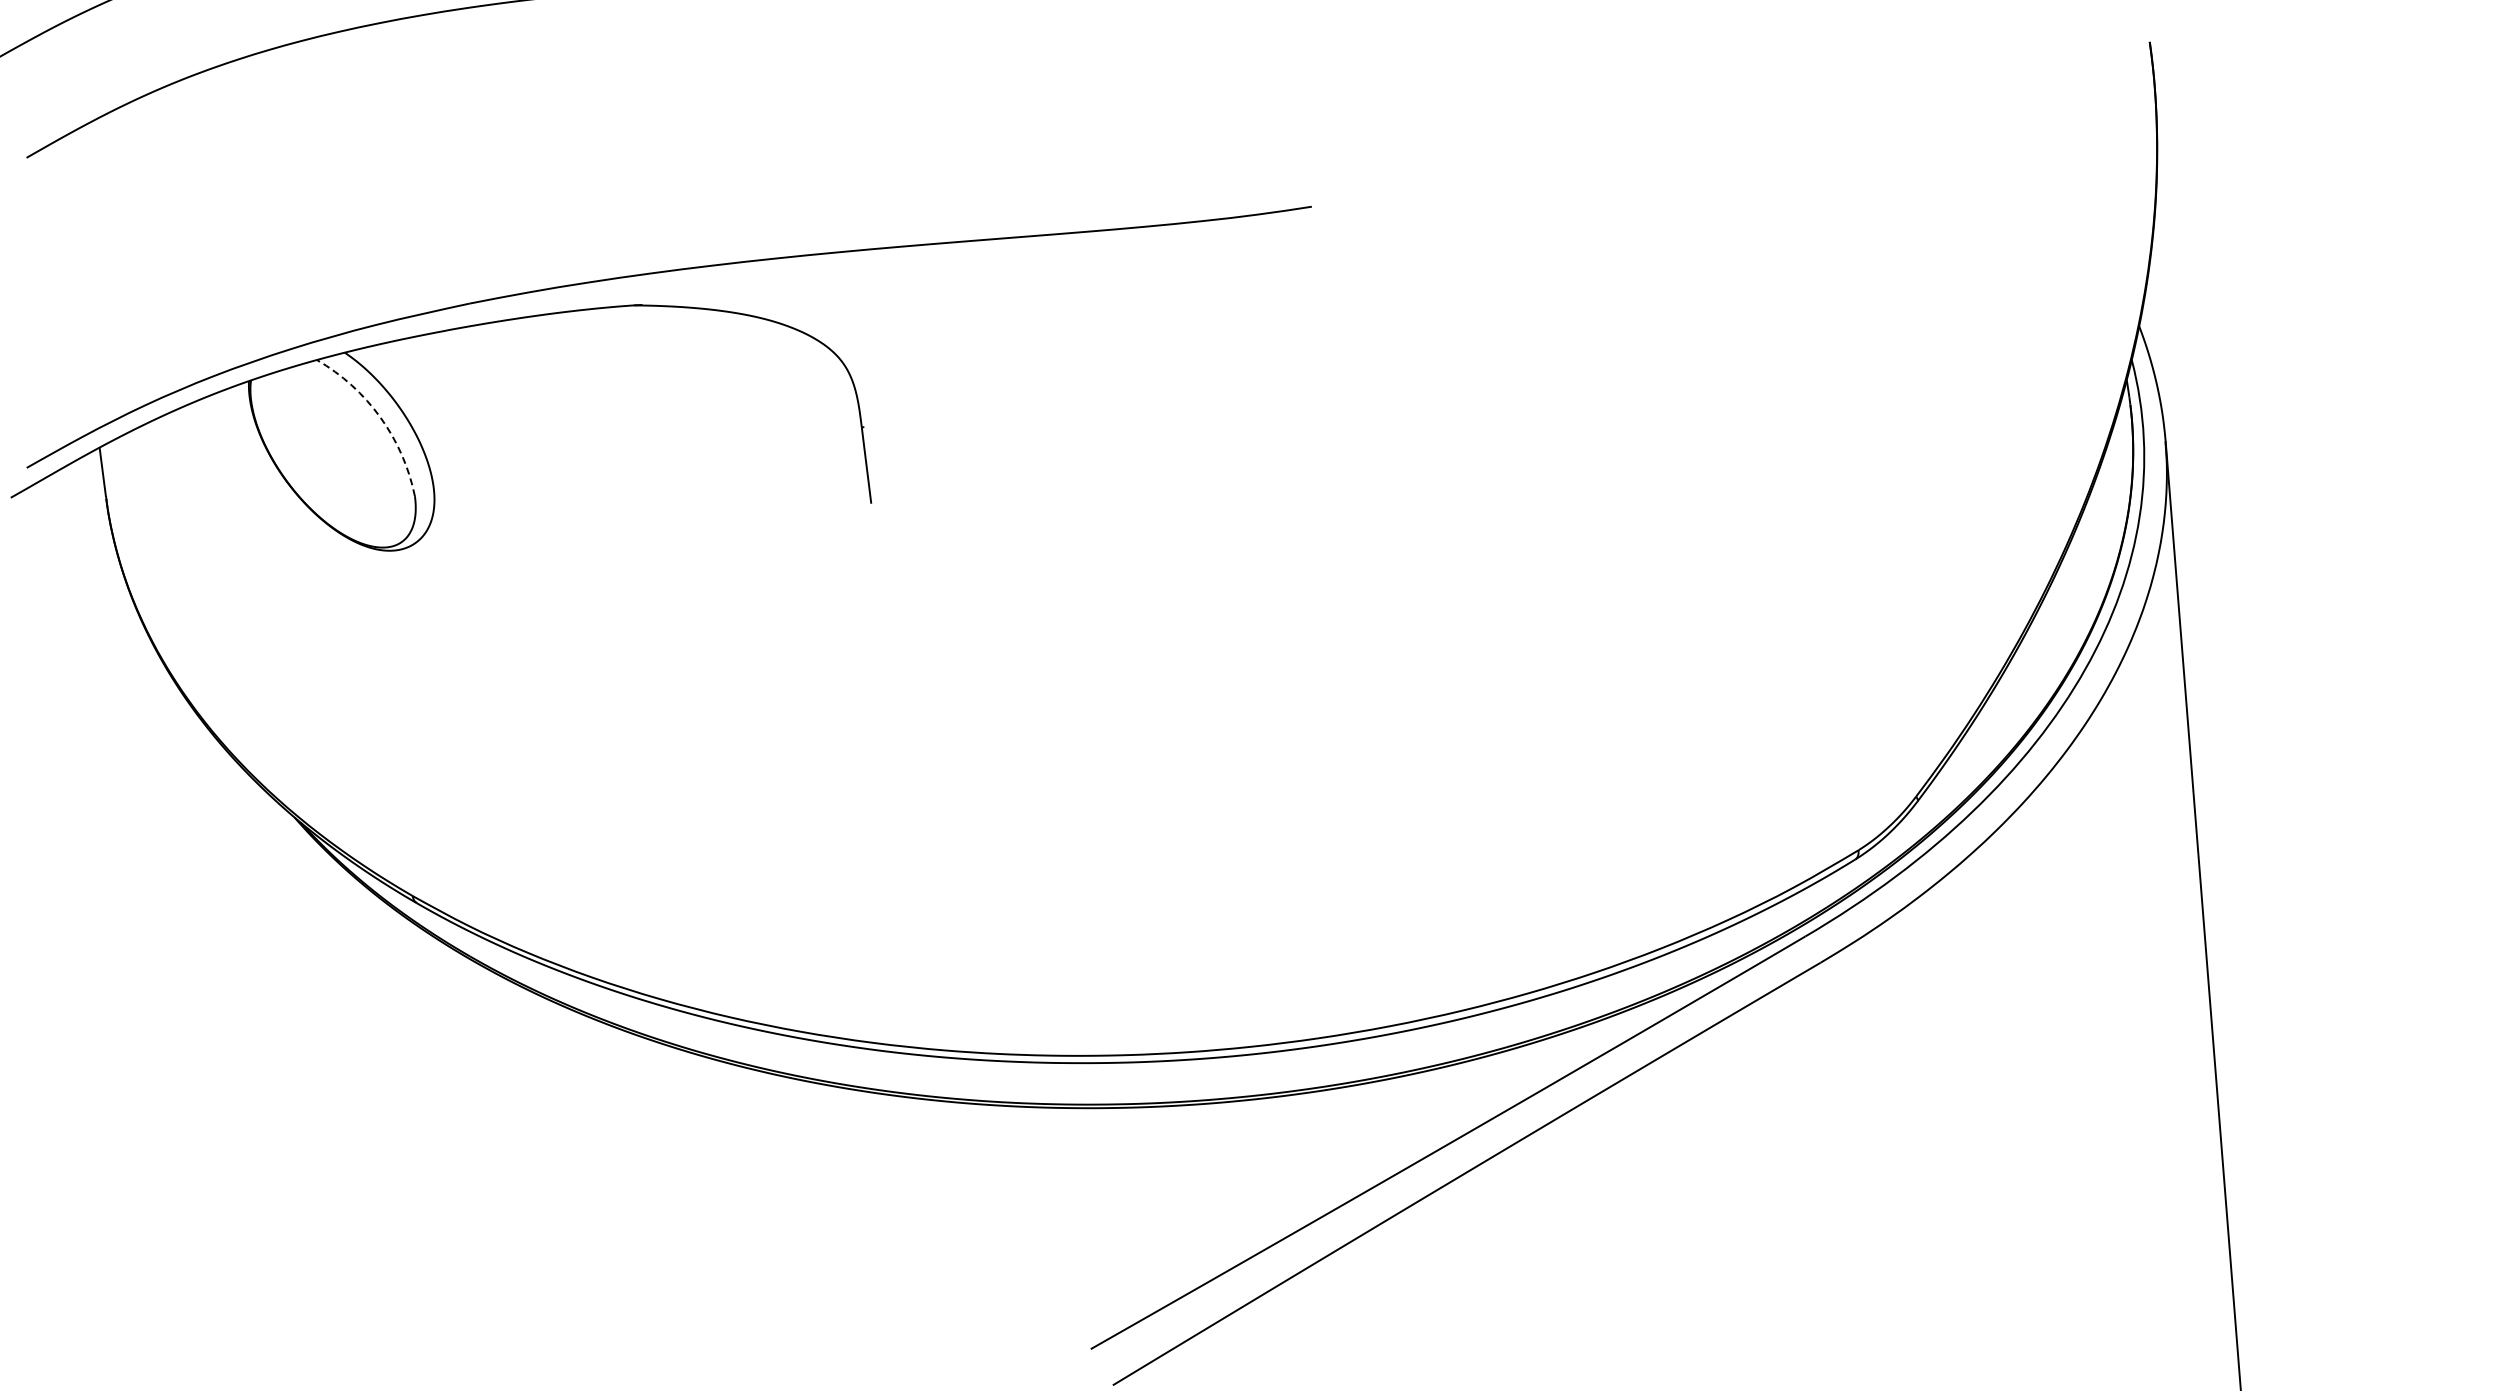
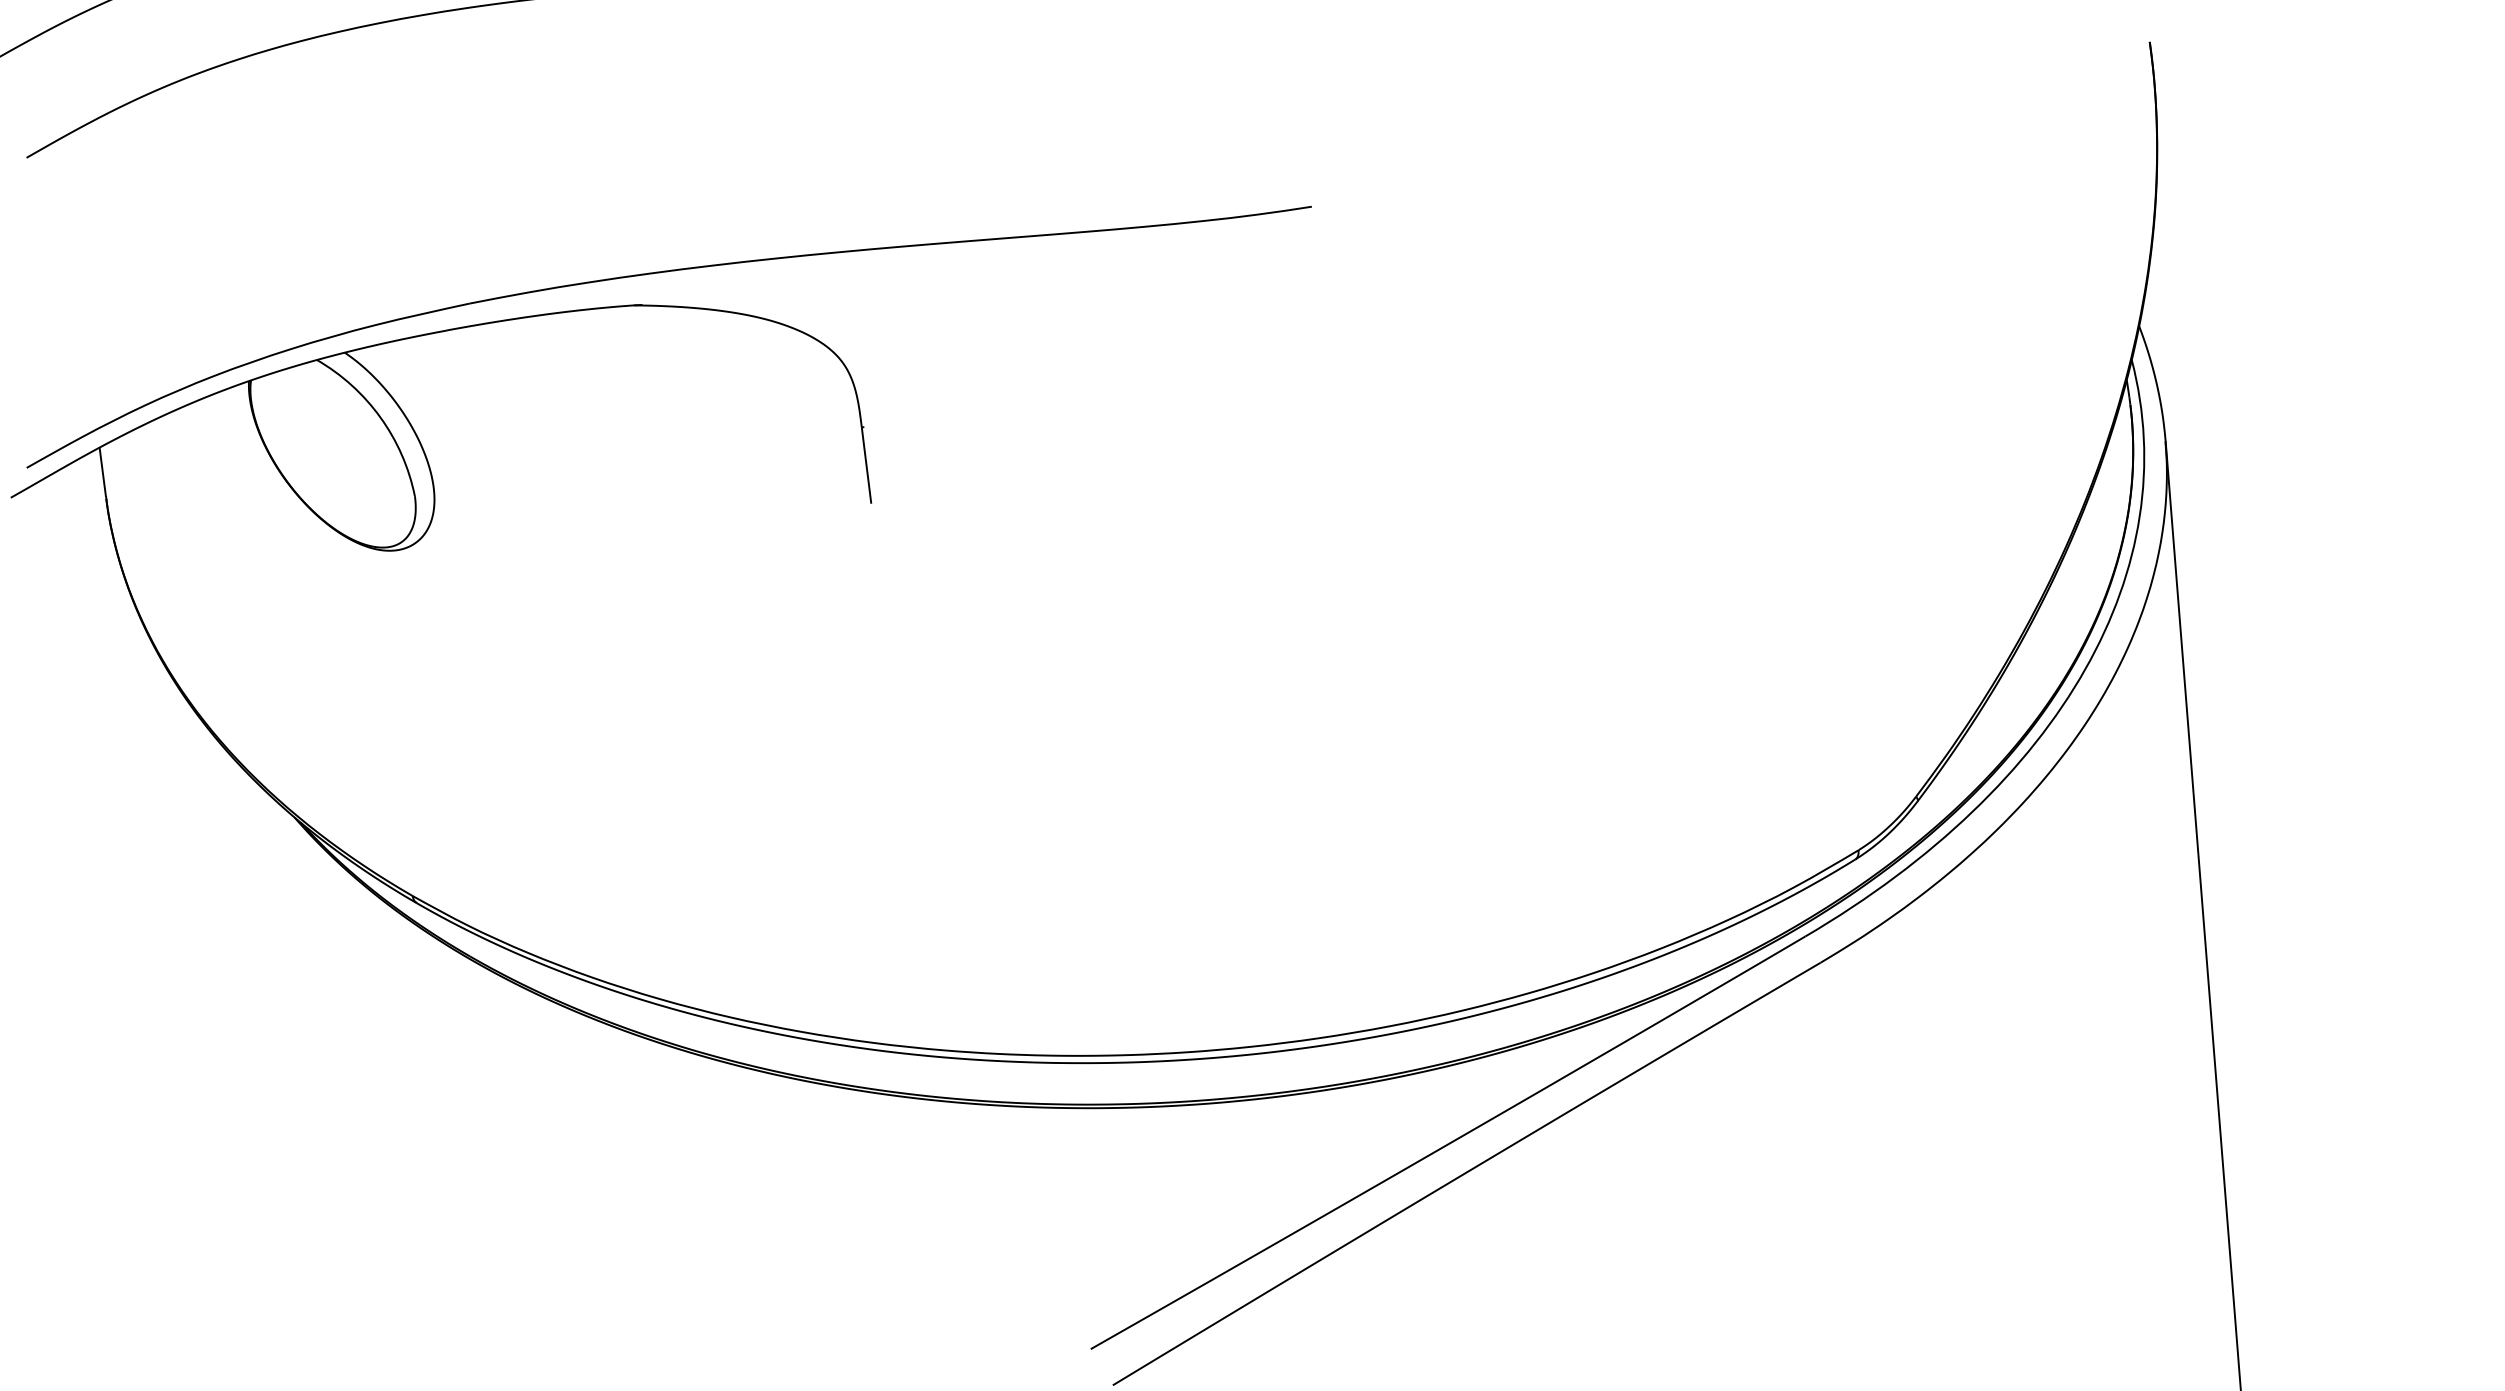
arc: dashed -> solid (380, 417)
